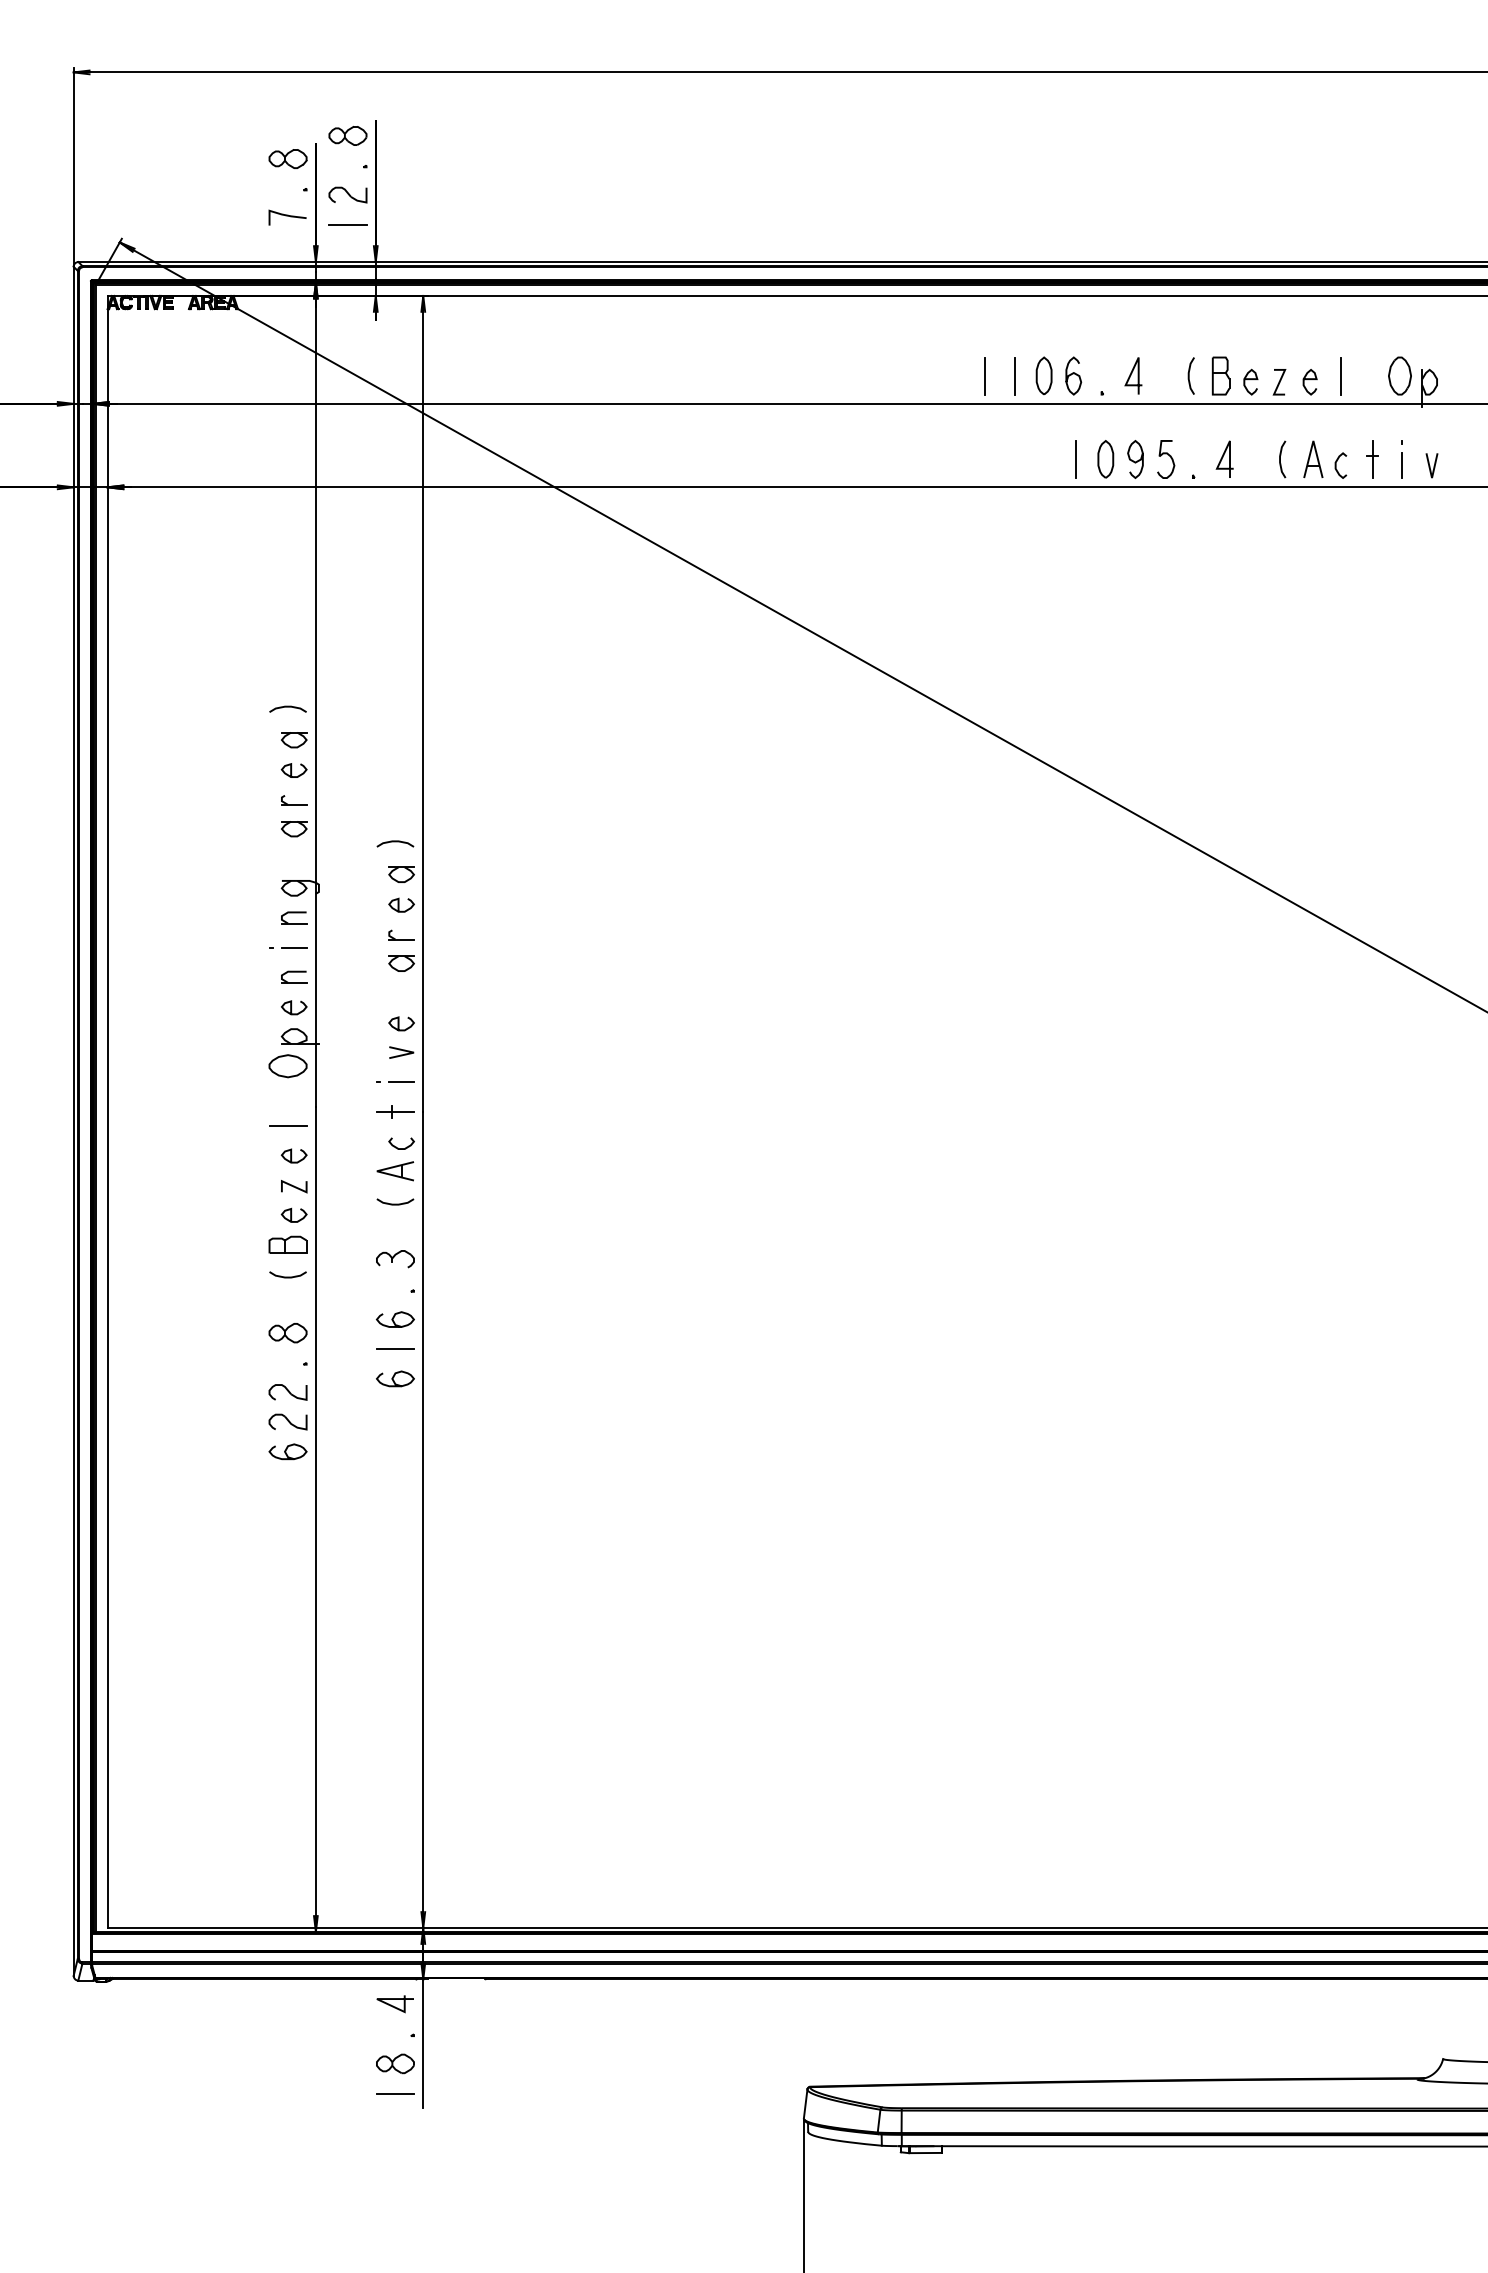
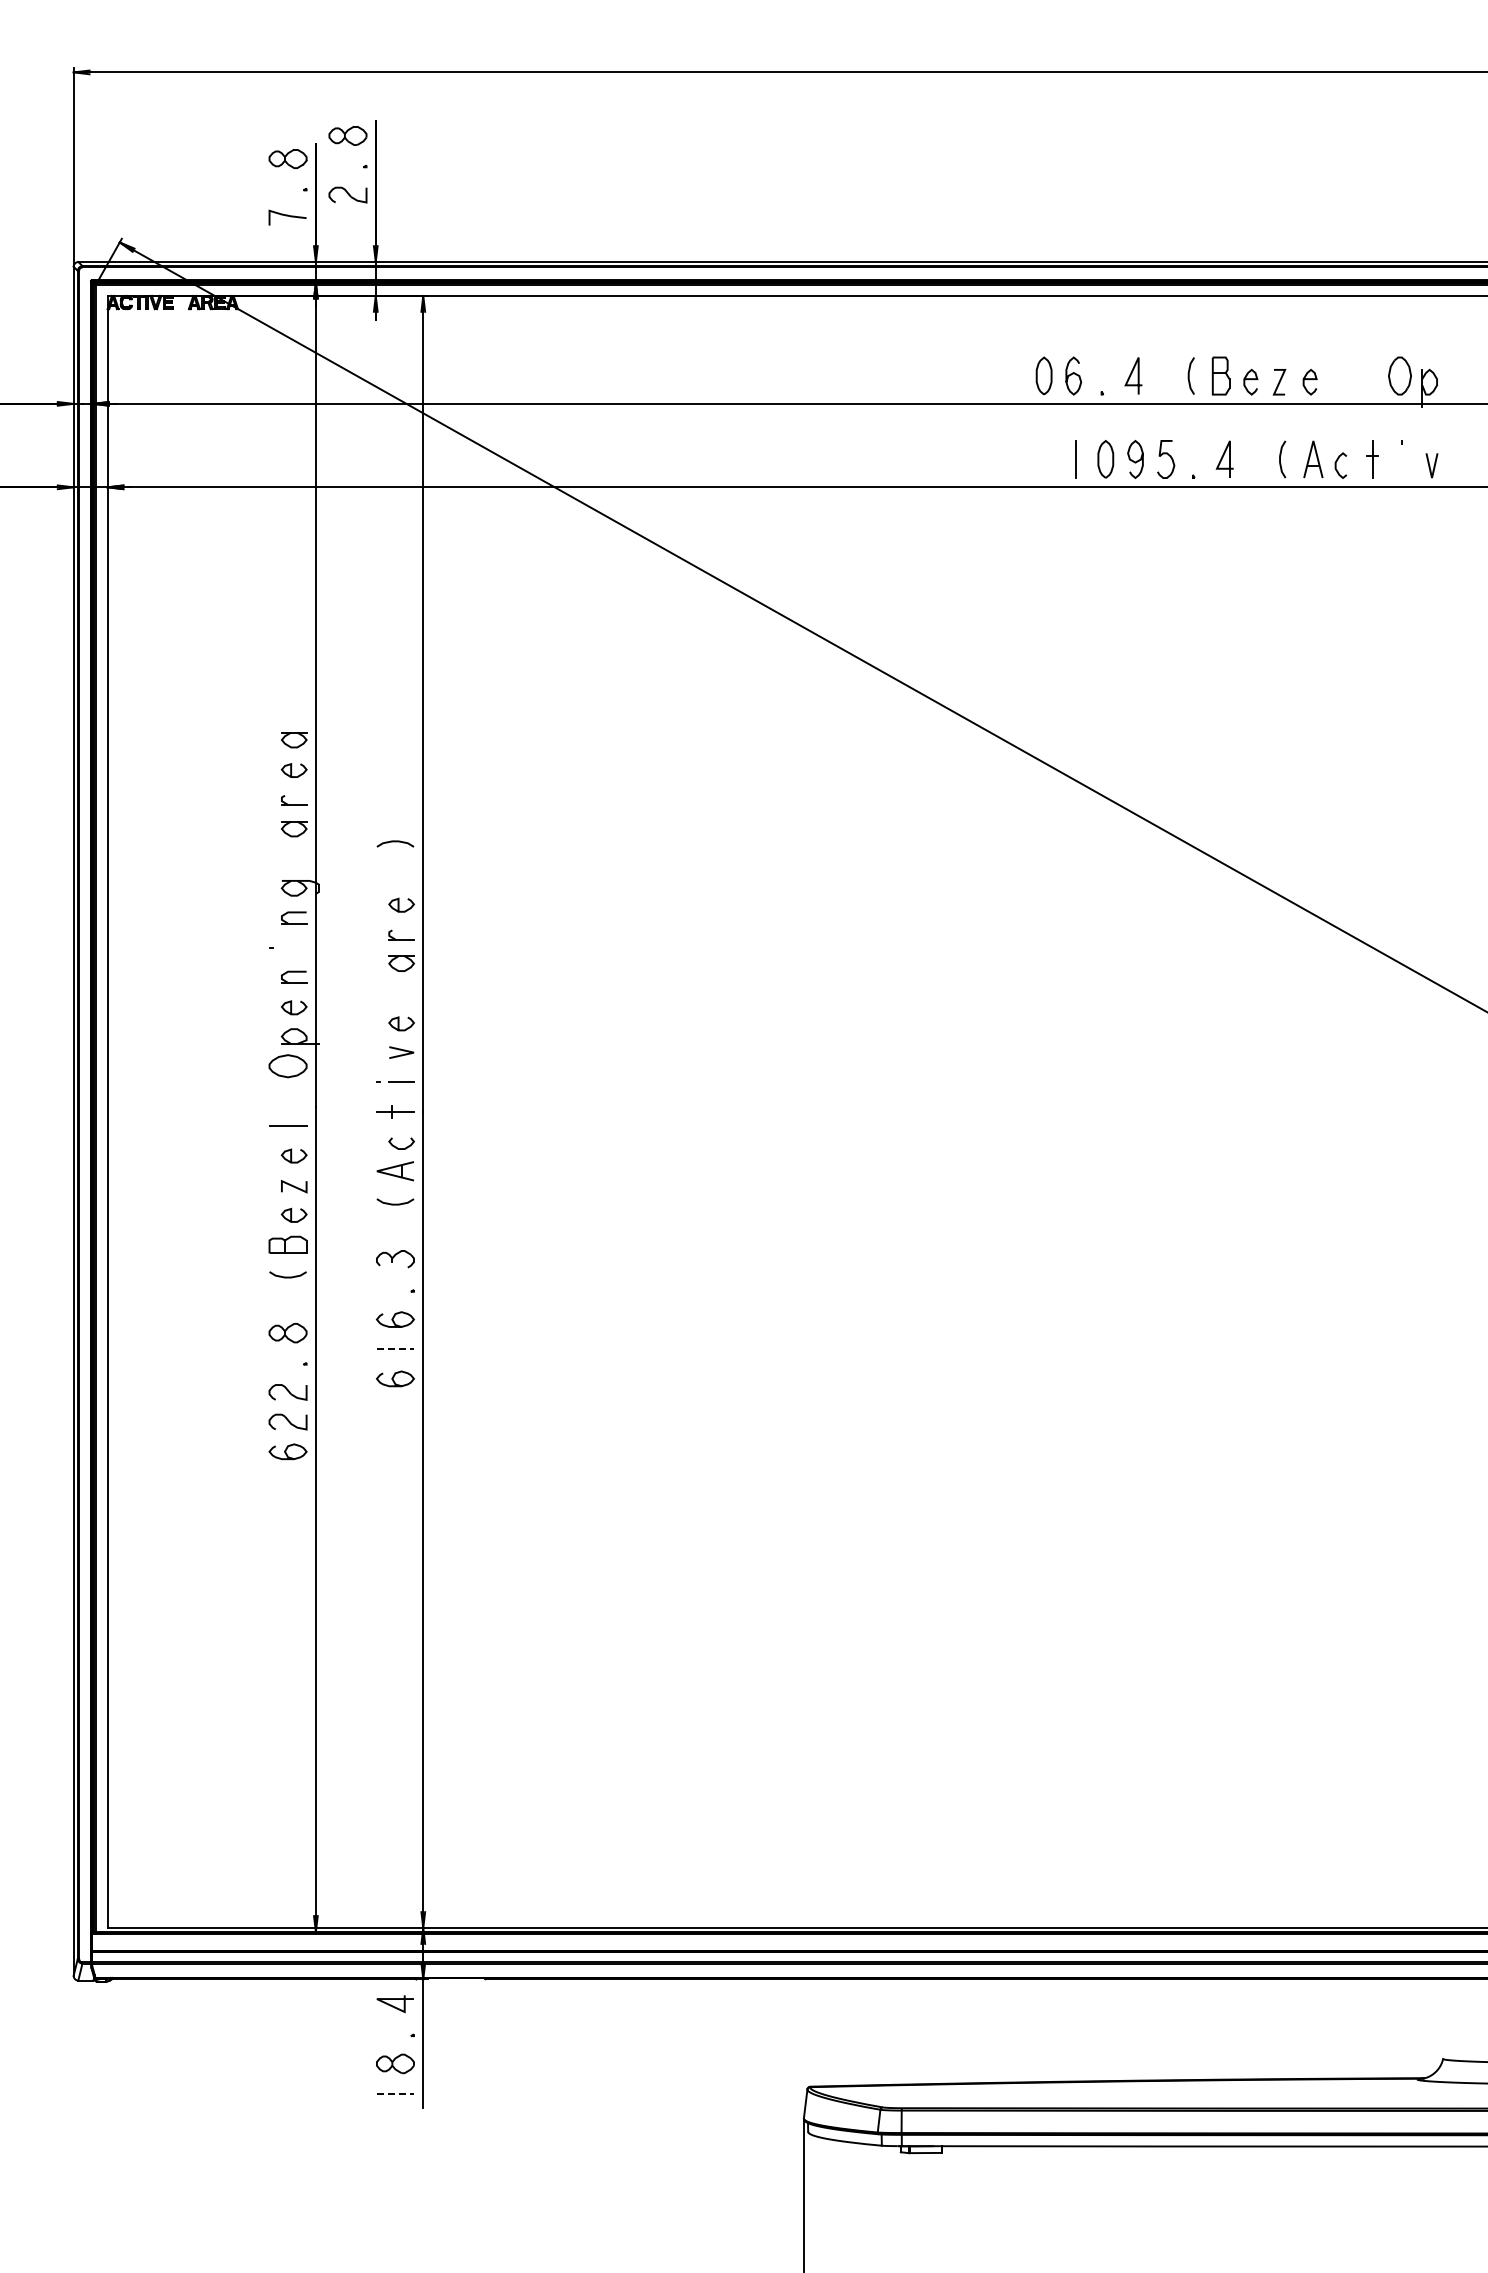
line: present -> none (347, 224)
line: present -> none (1014, 375)
line: present -> none (1340, 375)
line: present -> none (984, 376)
line: present -> none (1402, 465)
curve: present -> none (287, 707)
part: present -> none (401, 874)
line: present -> none (293, 947)
line: solid -> dashed (395, 1349)
line: solid -> dashed (395, 2093)
